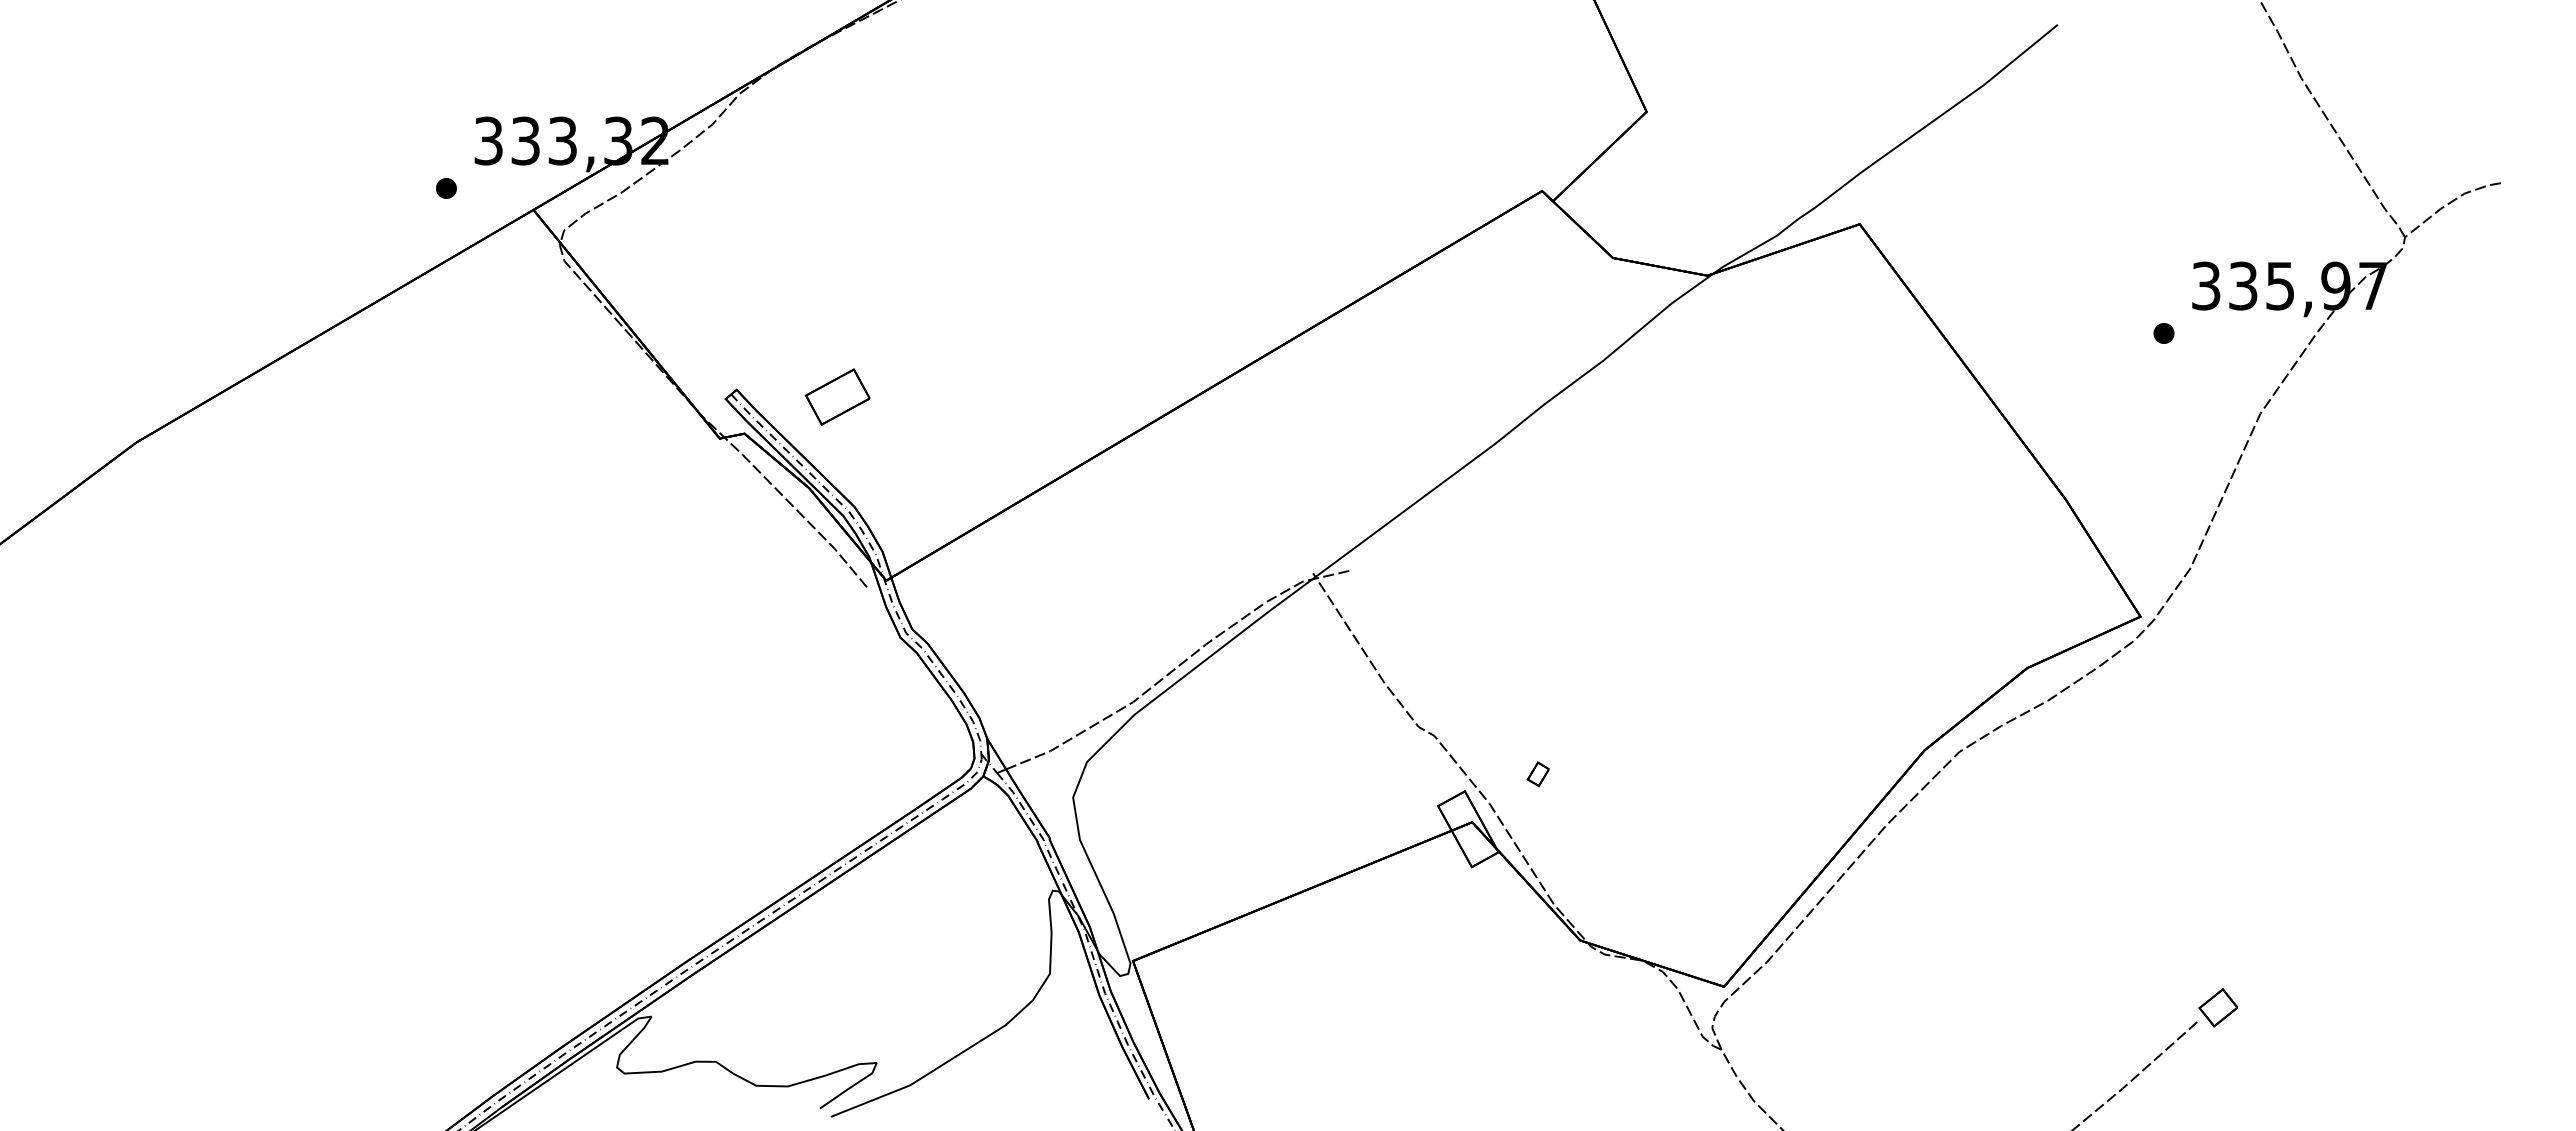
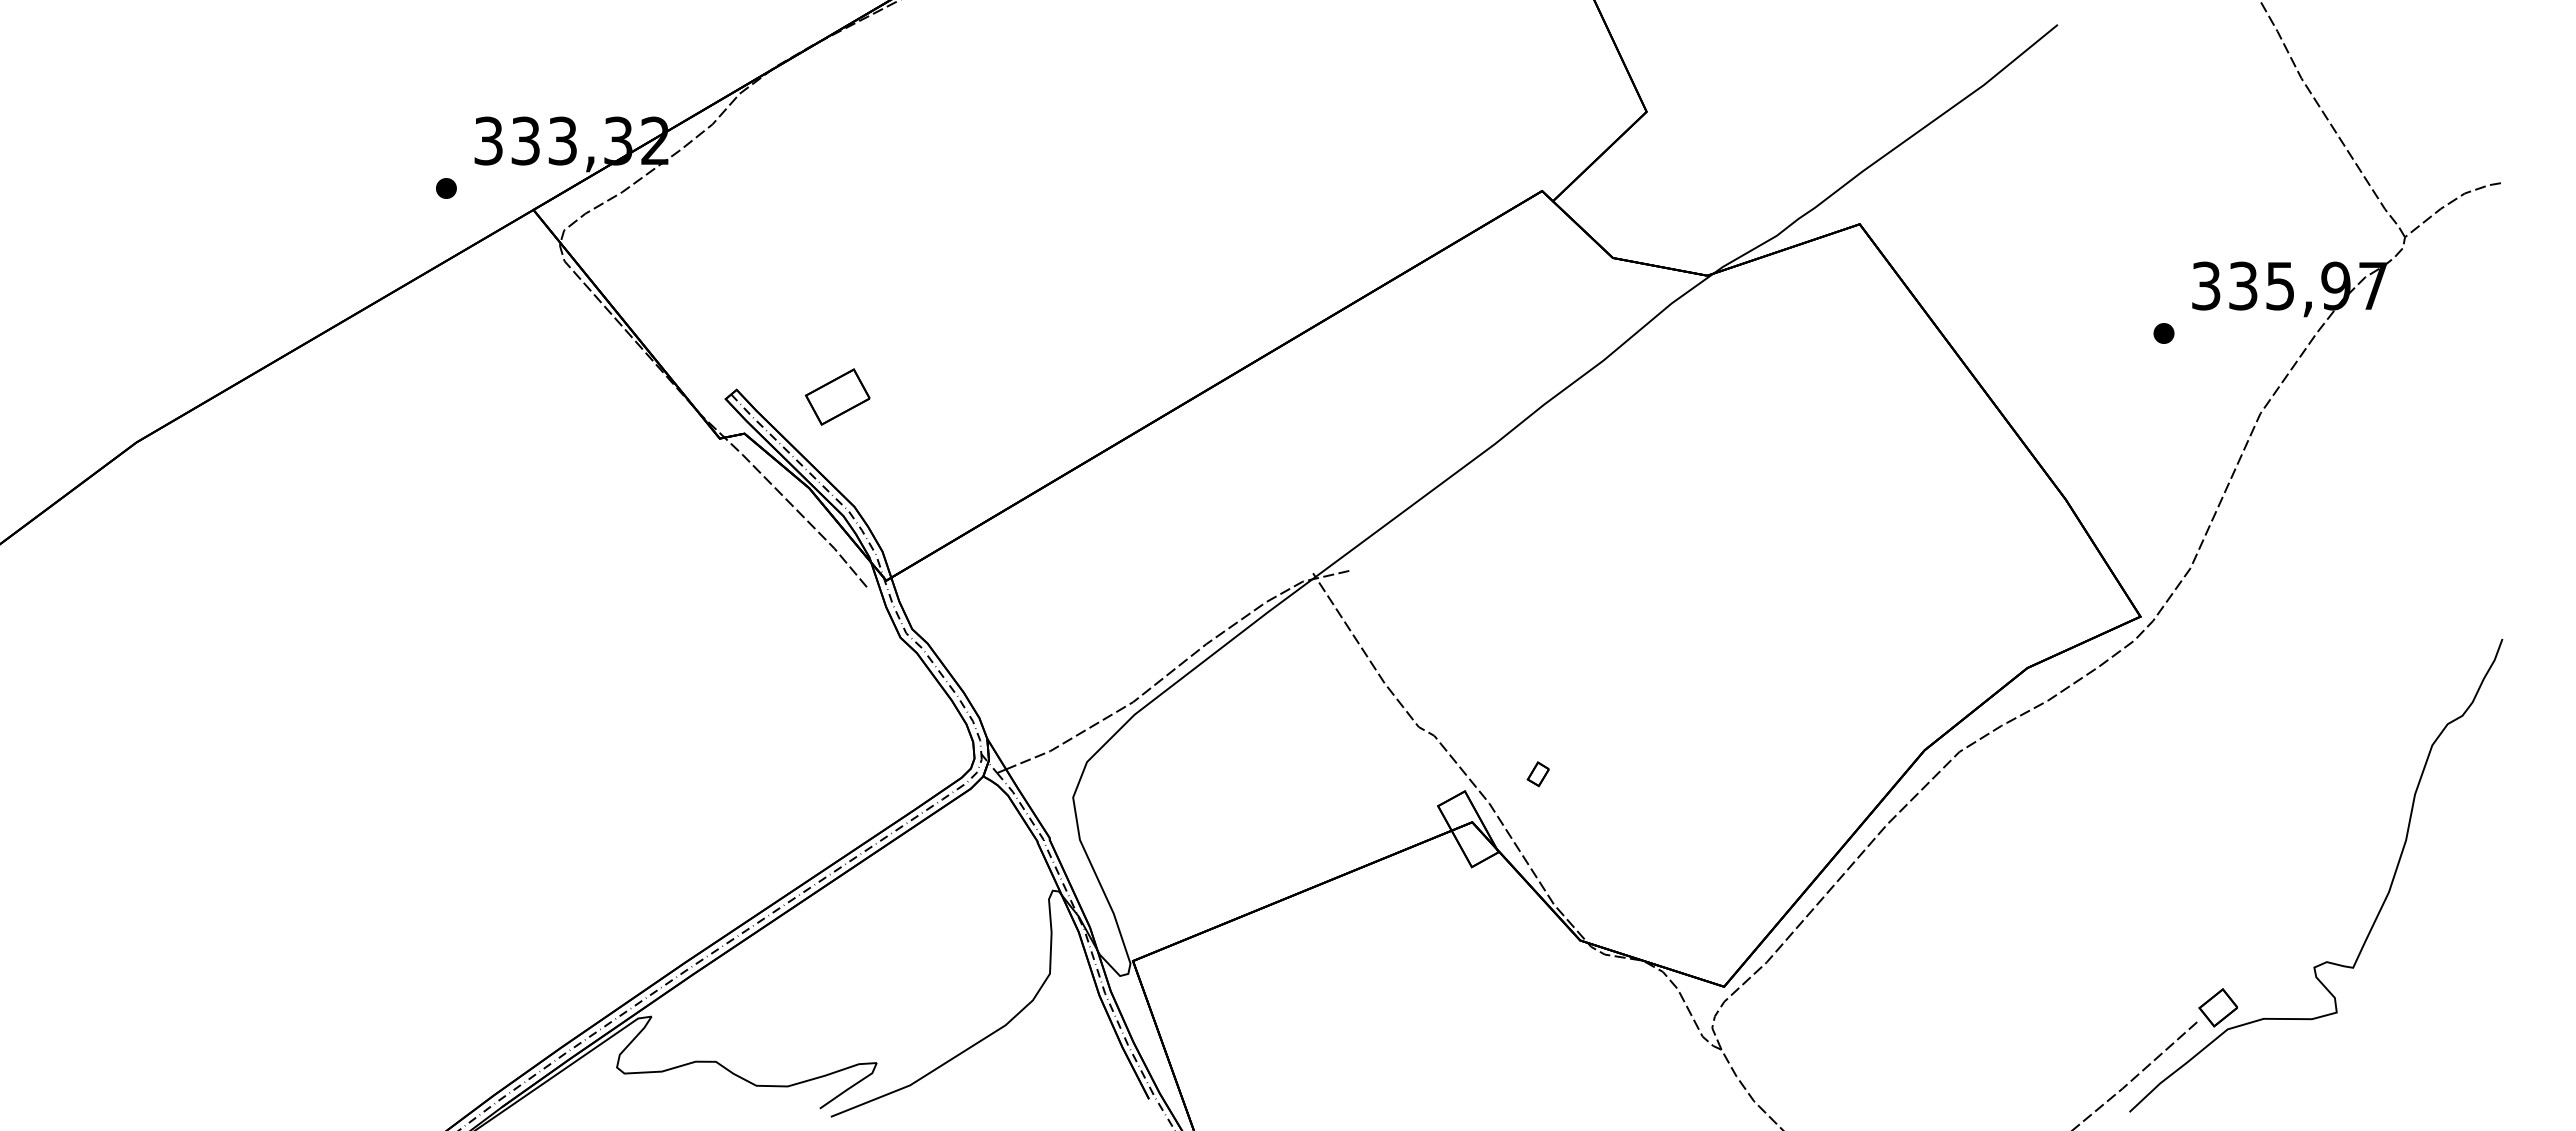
curve: none -> present (2380, 907)
